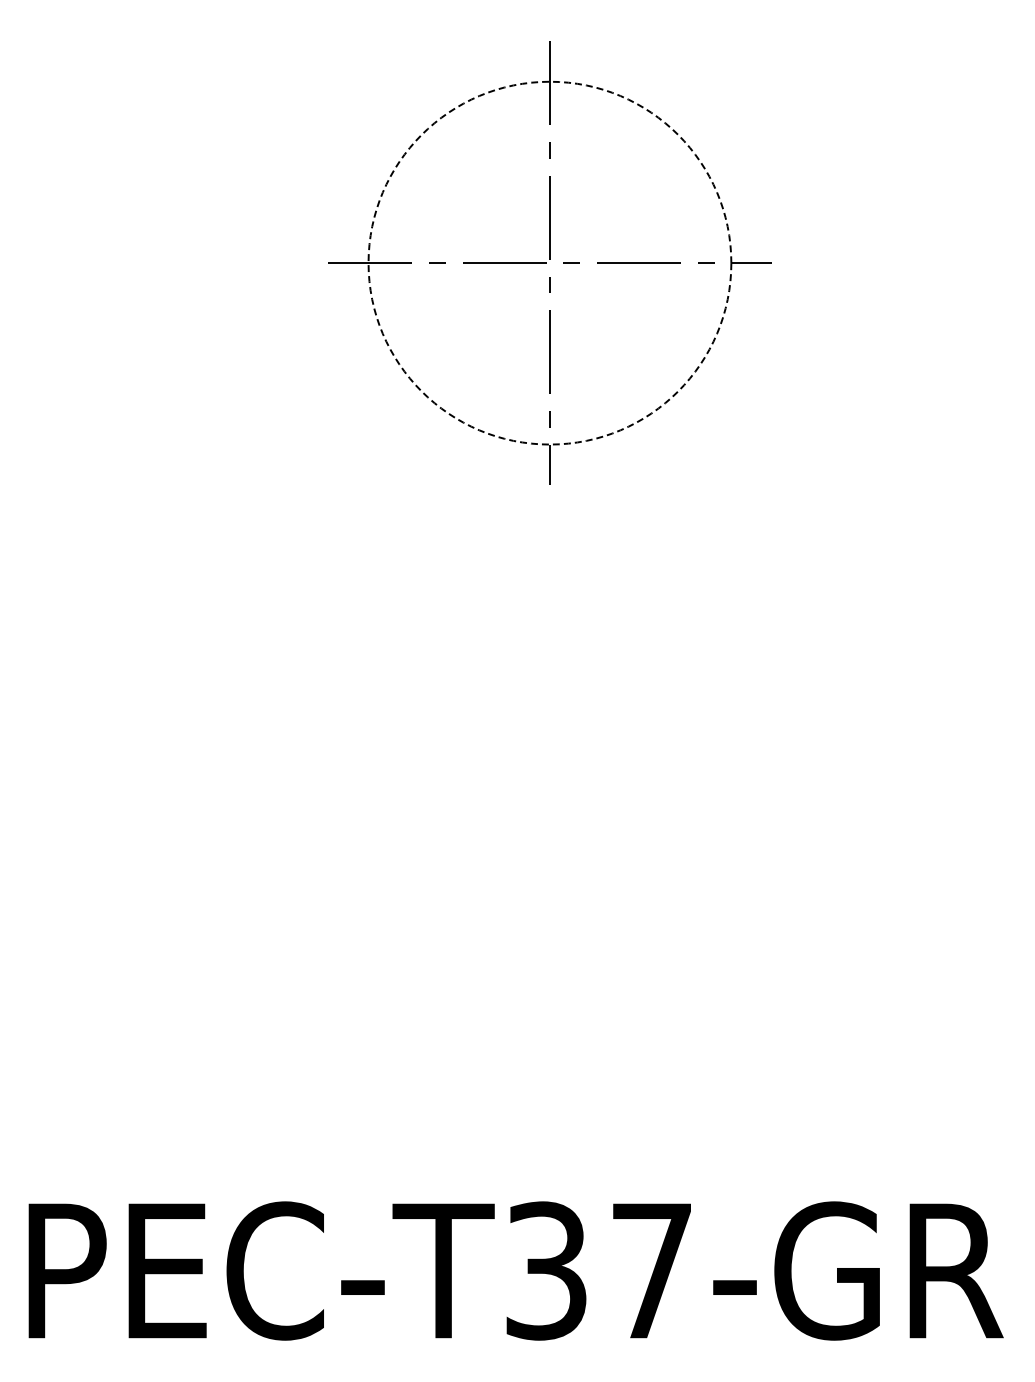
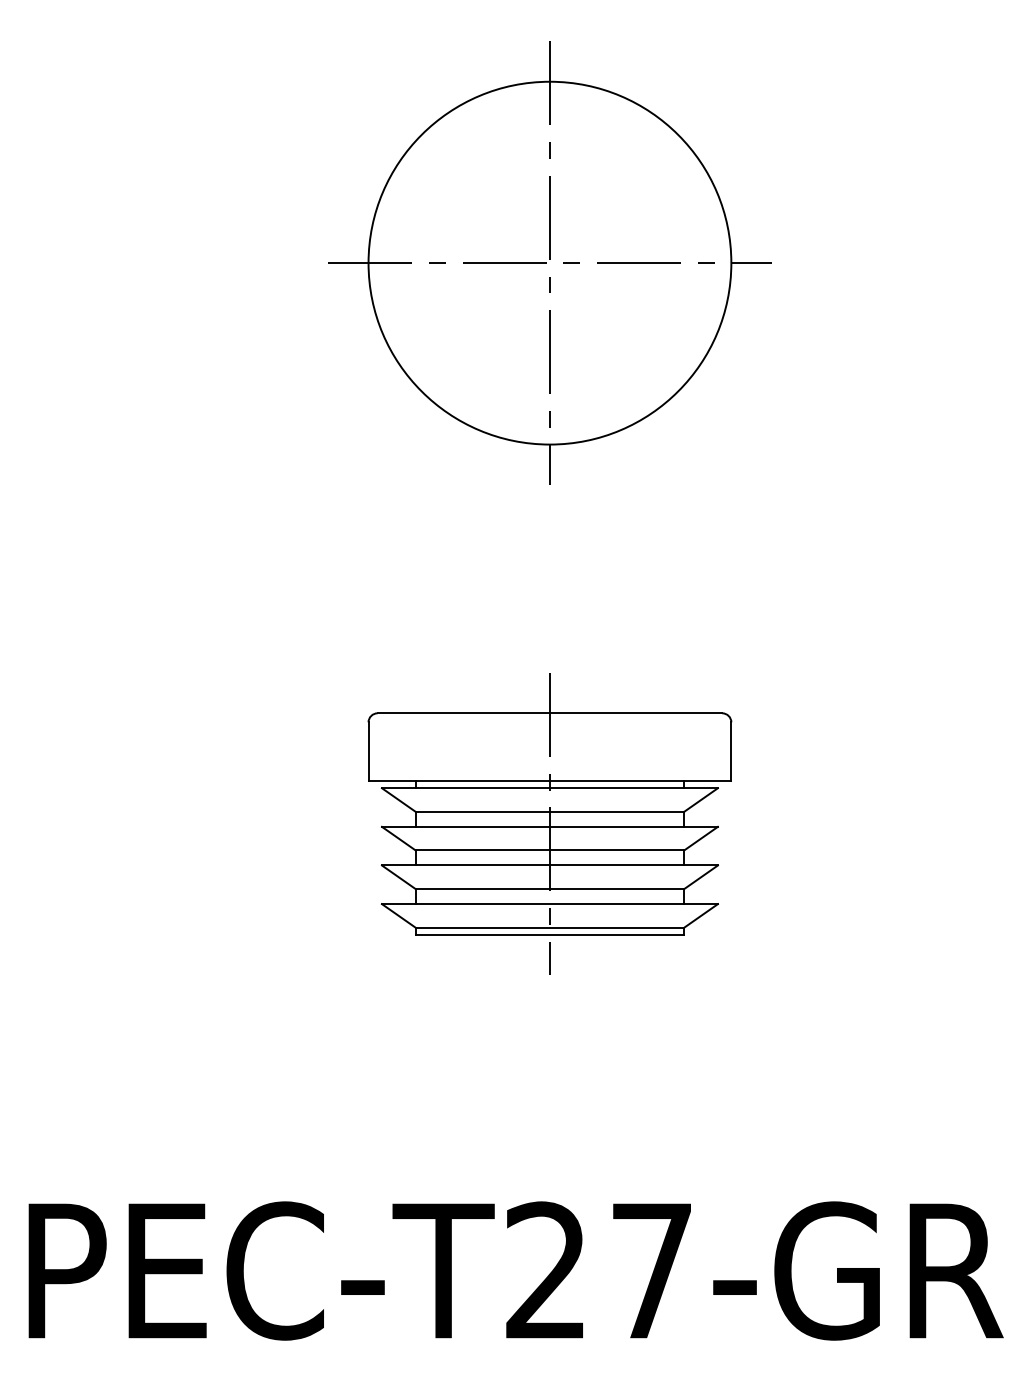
circle: dashed -> solid (549, 262)
part: none -> present (549, 823)
text: PEC-T37-GR -> PEC-T27-GR (546, 1270)
